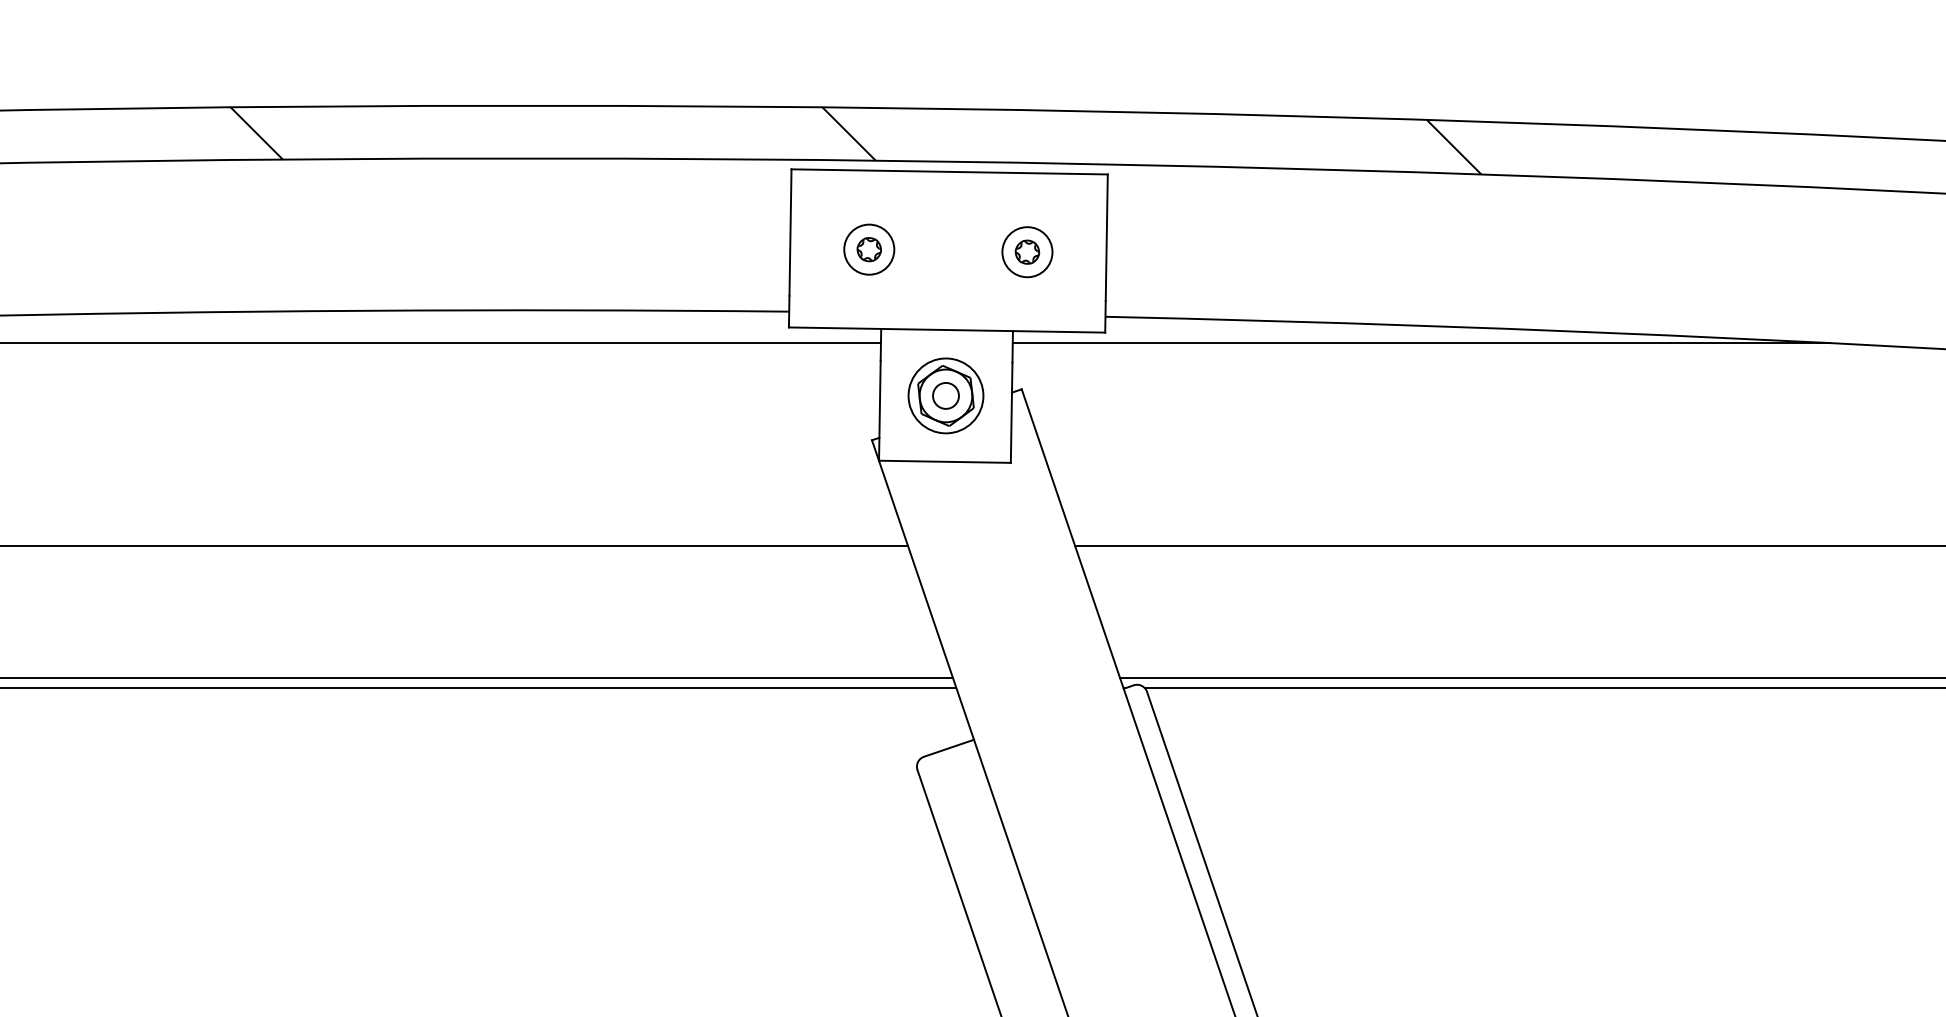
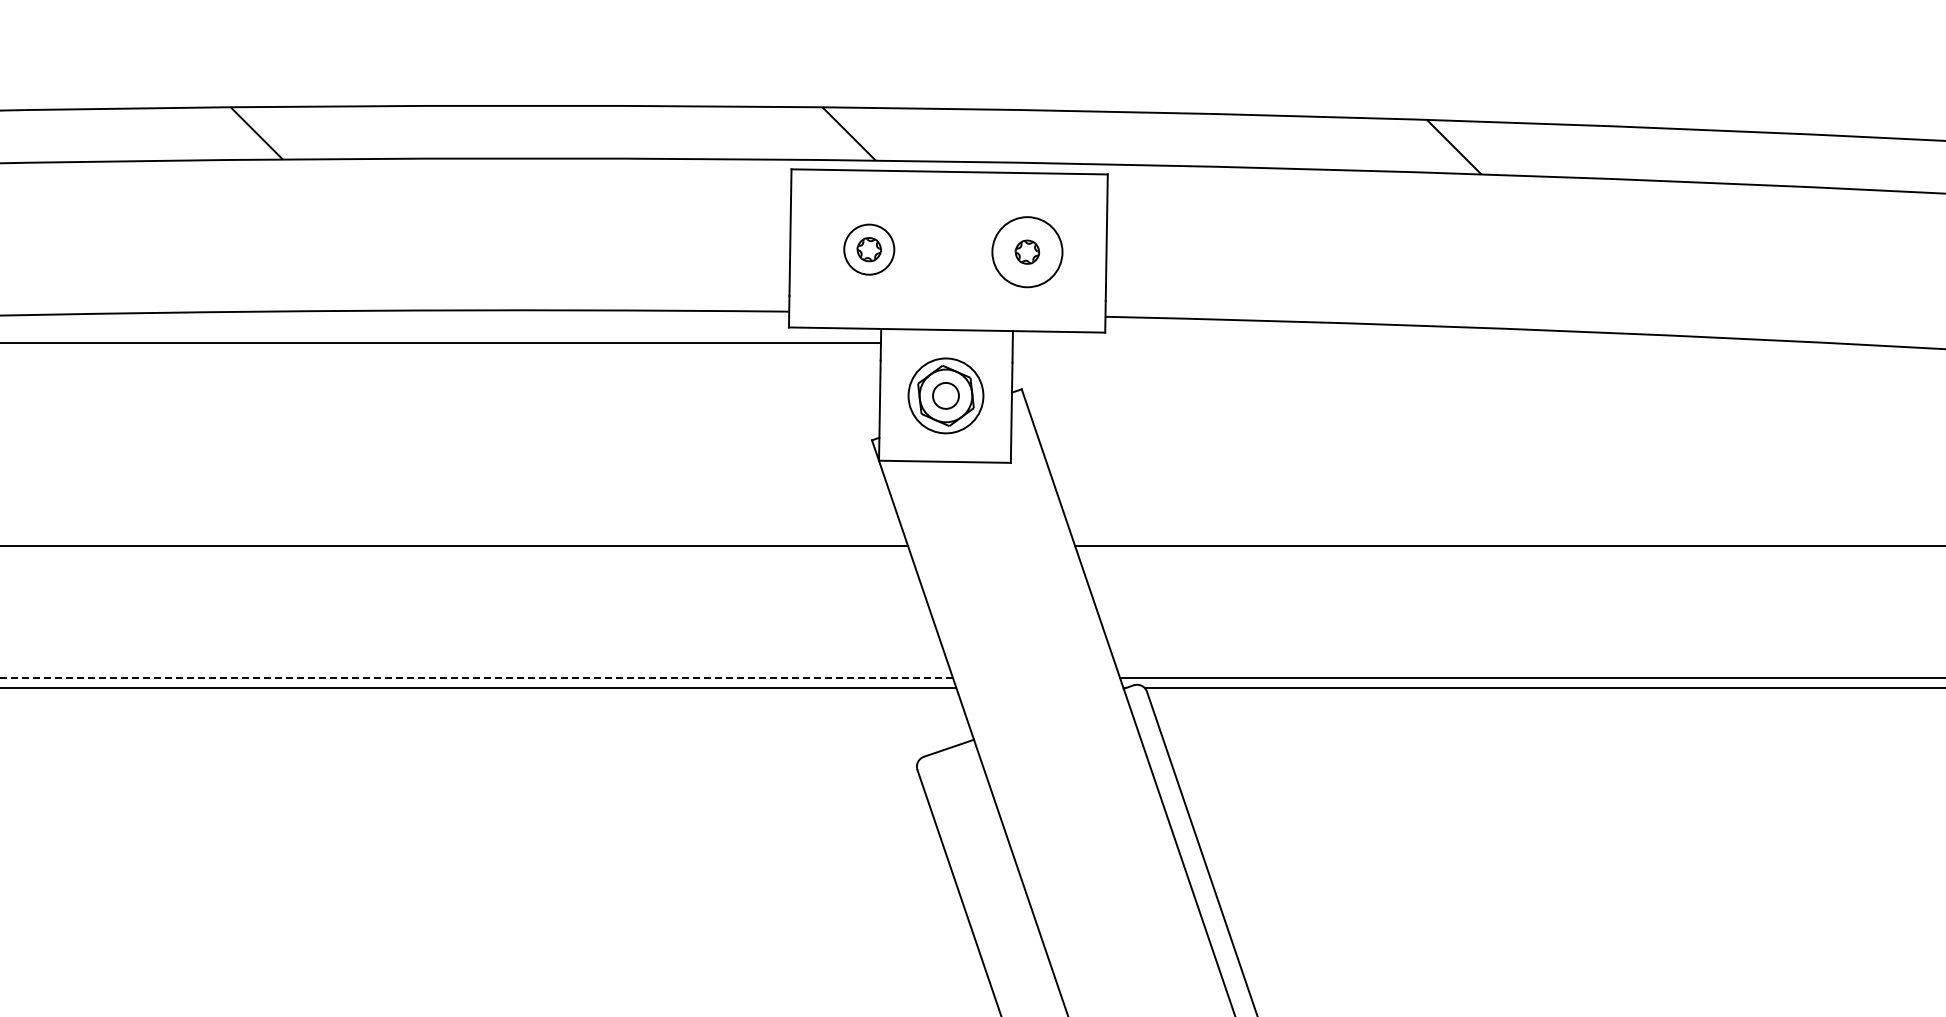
circle diameter: 50 px -> 70 px (1027, 252)
line: present -> none (1421, 343)
line: solid -> dashed (475, 677)
